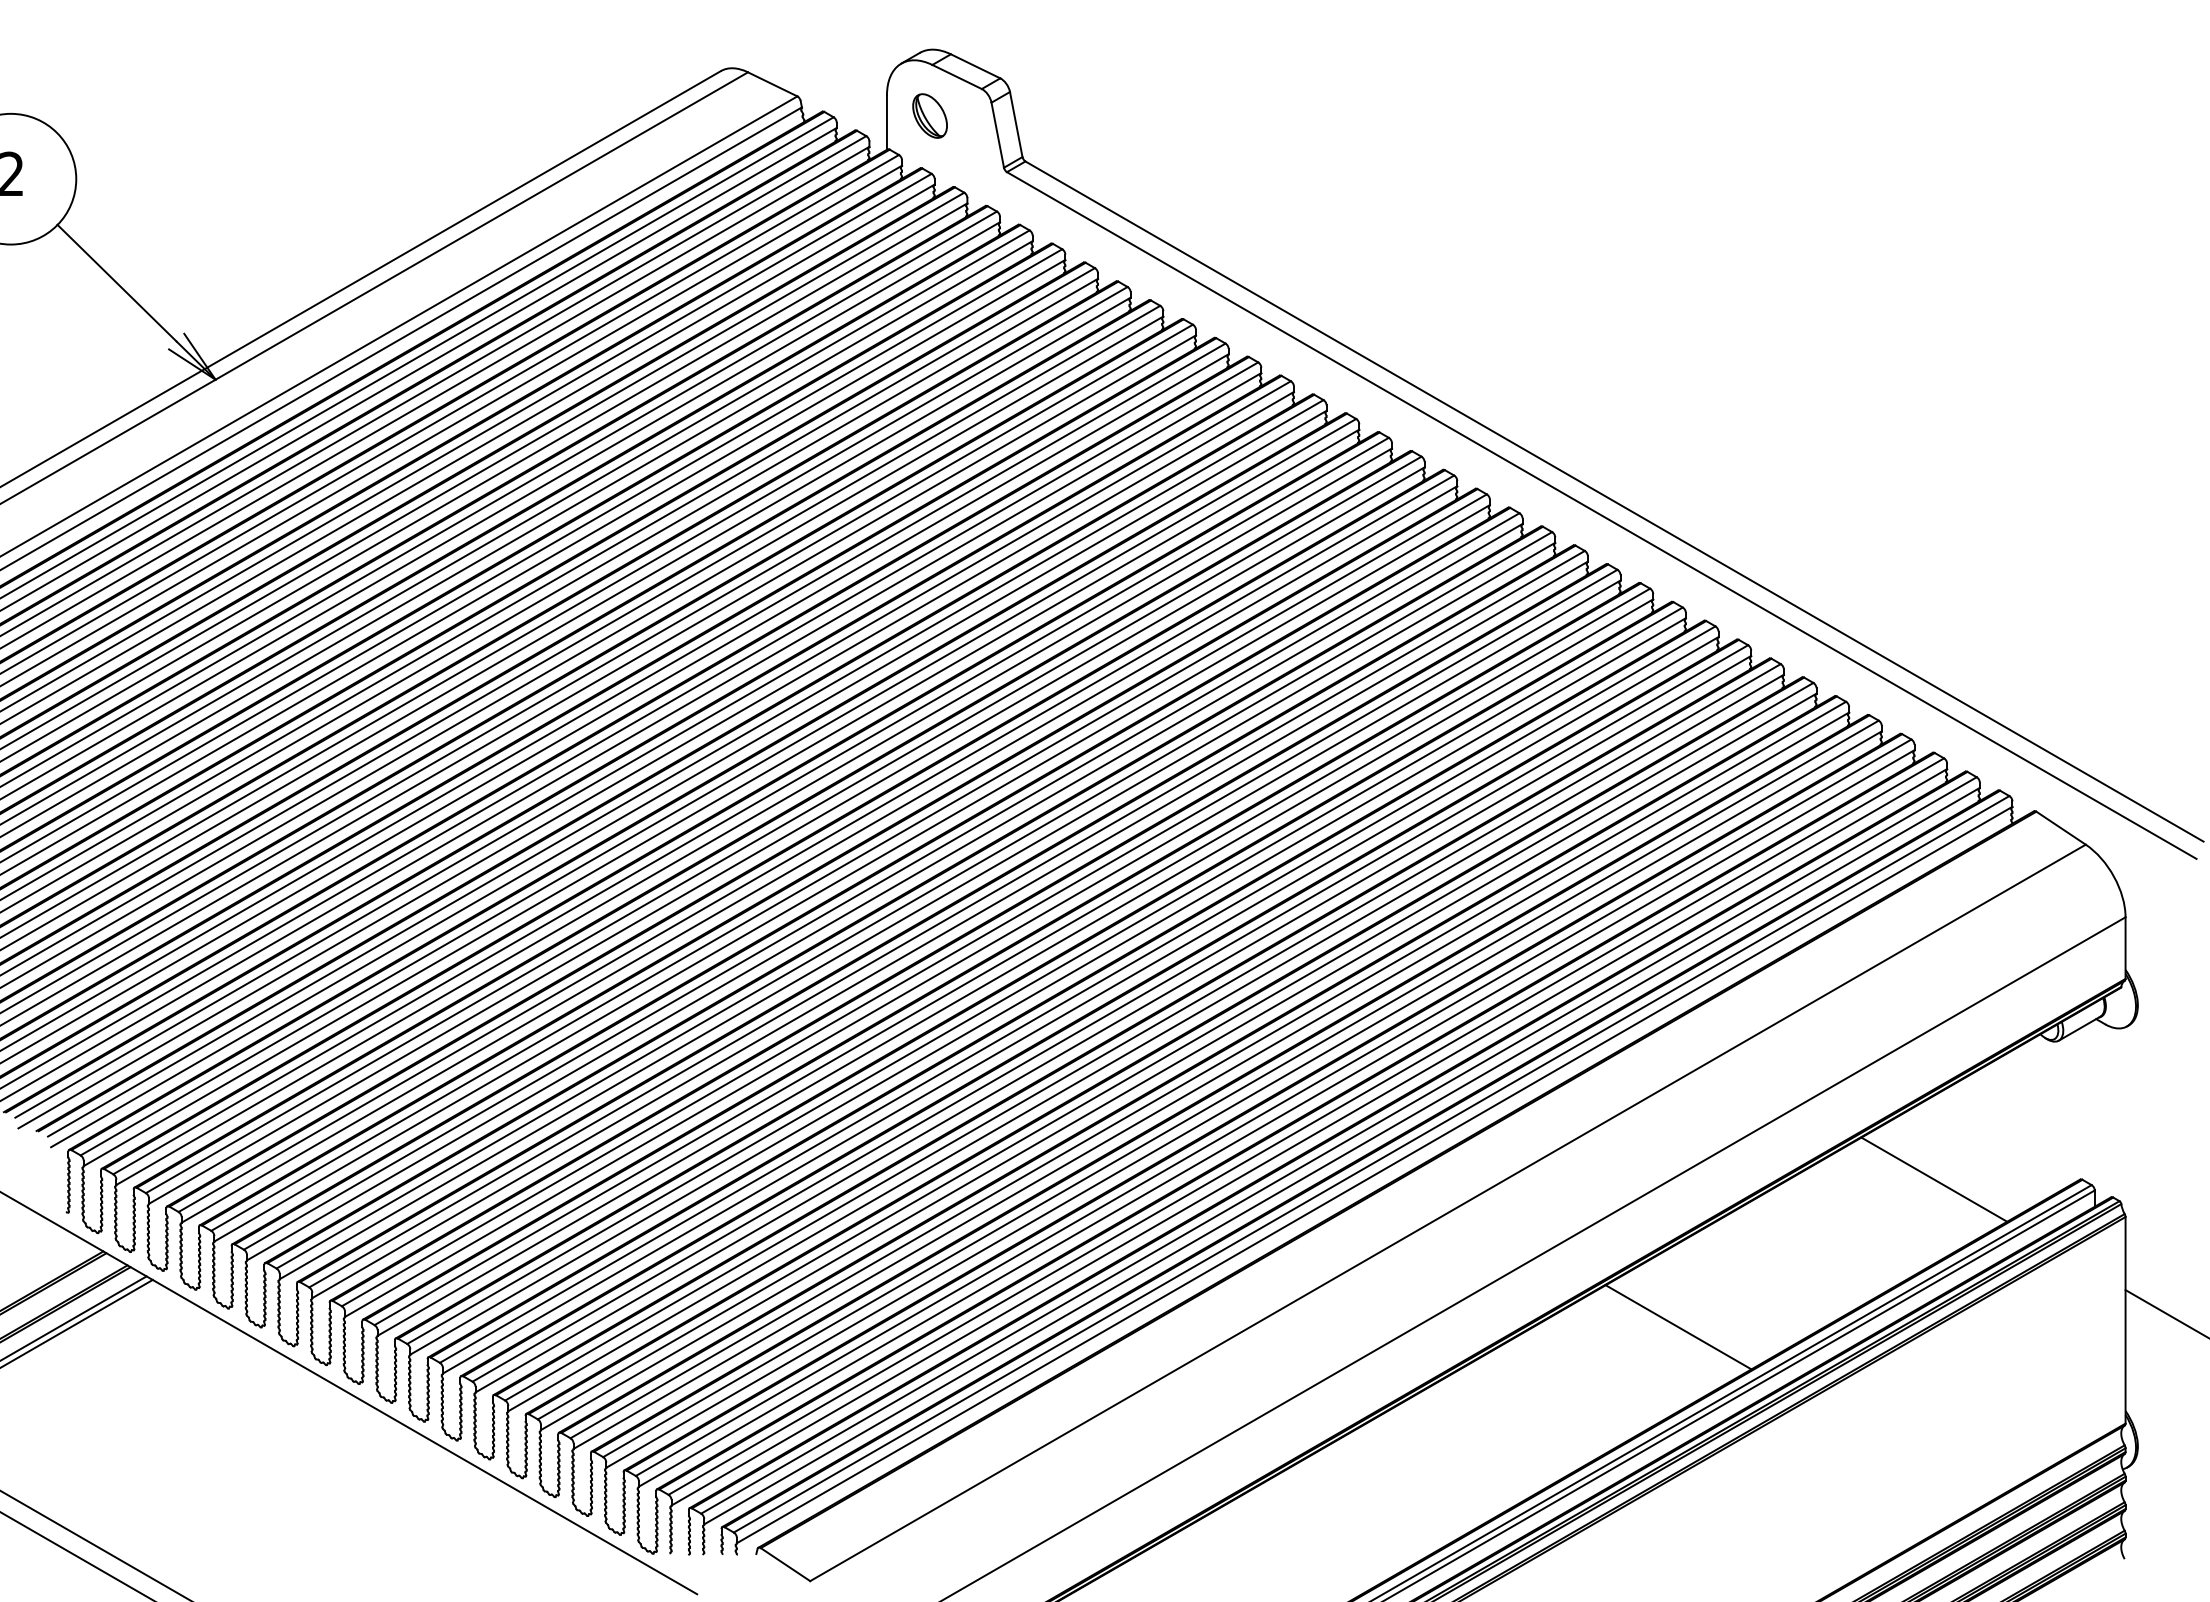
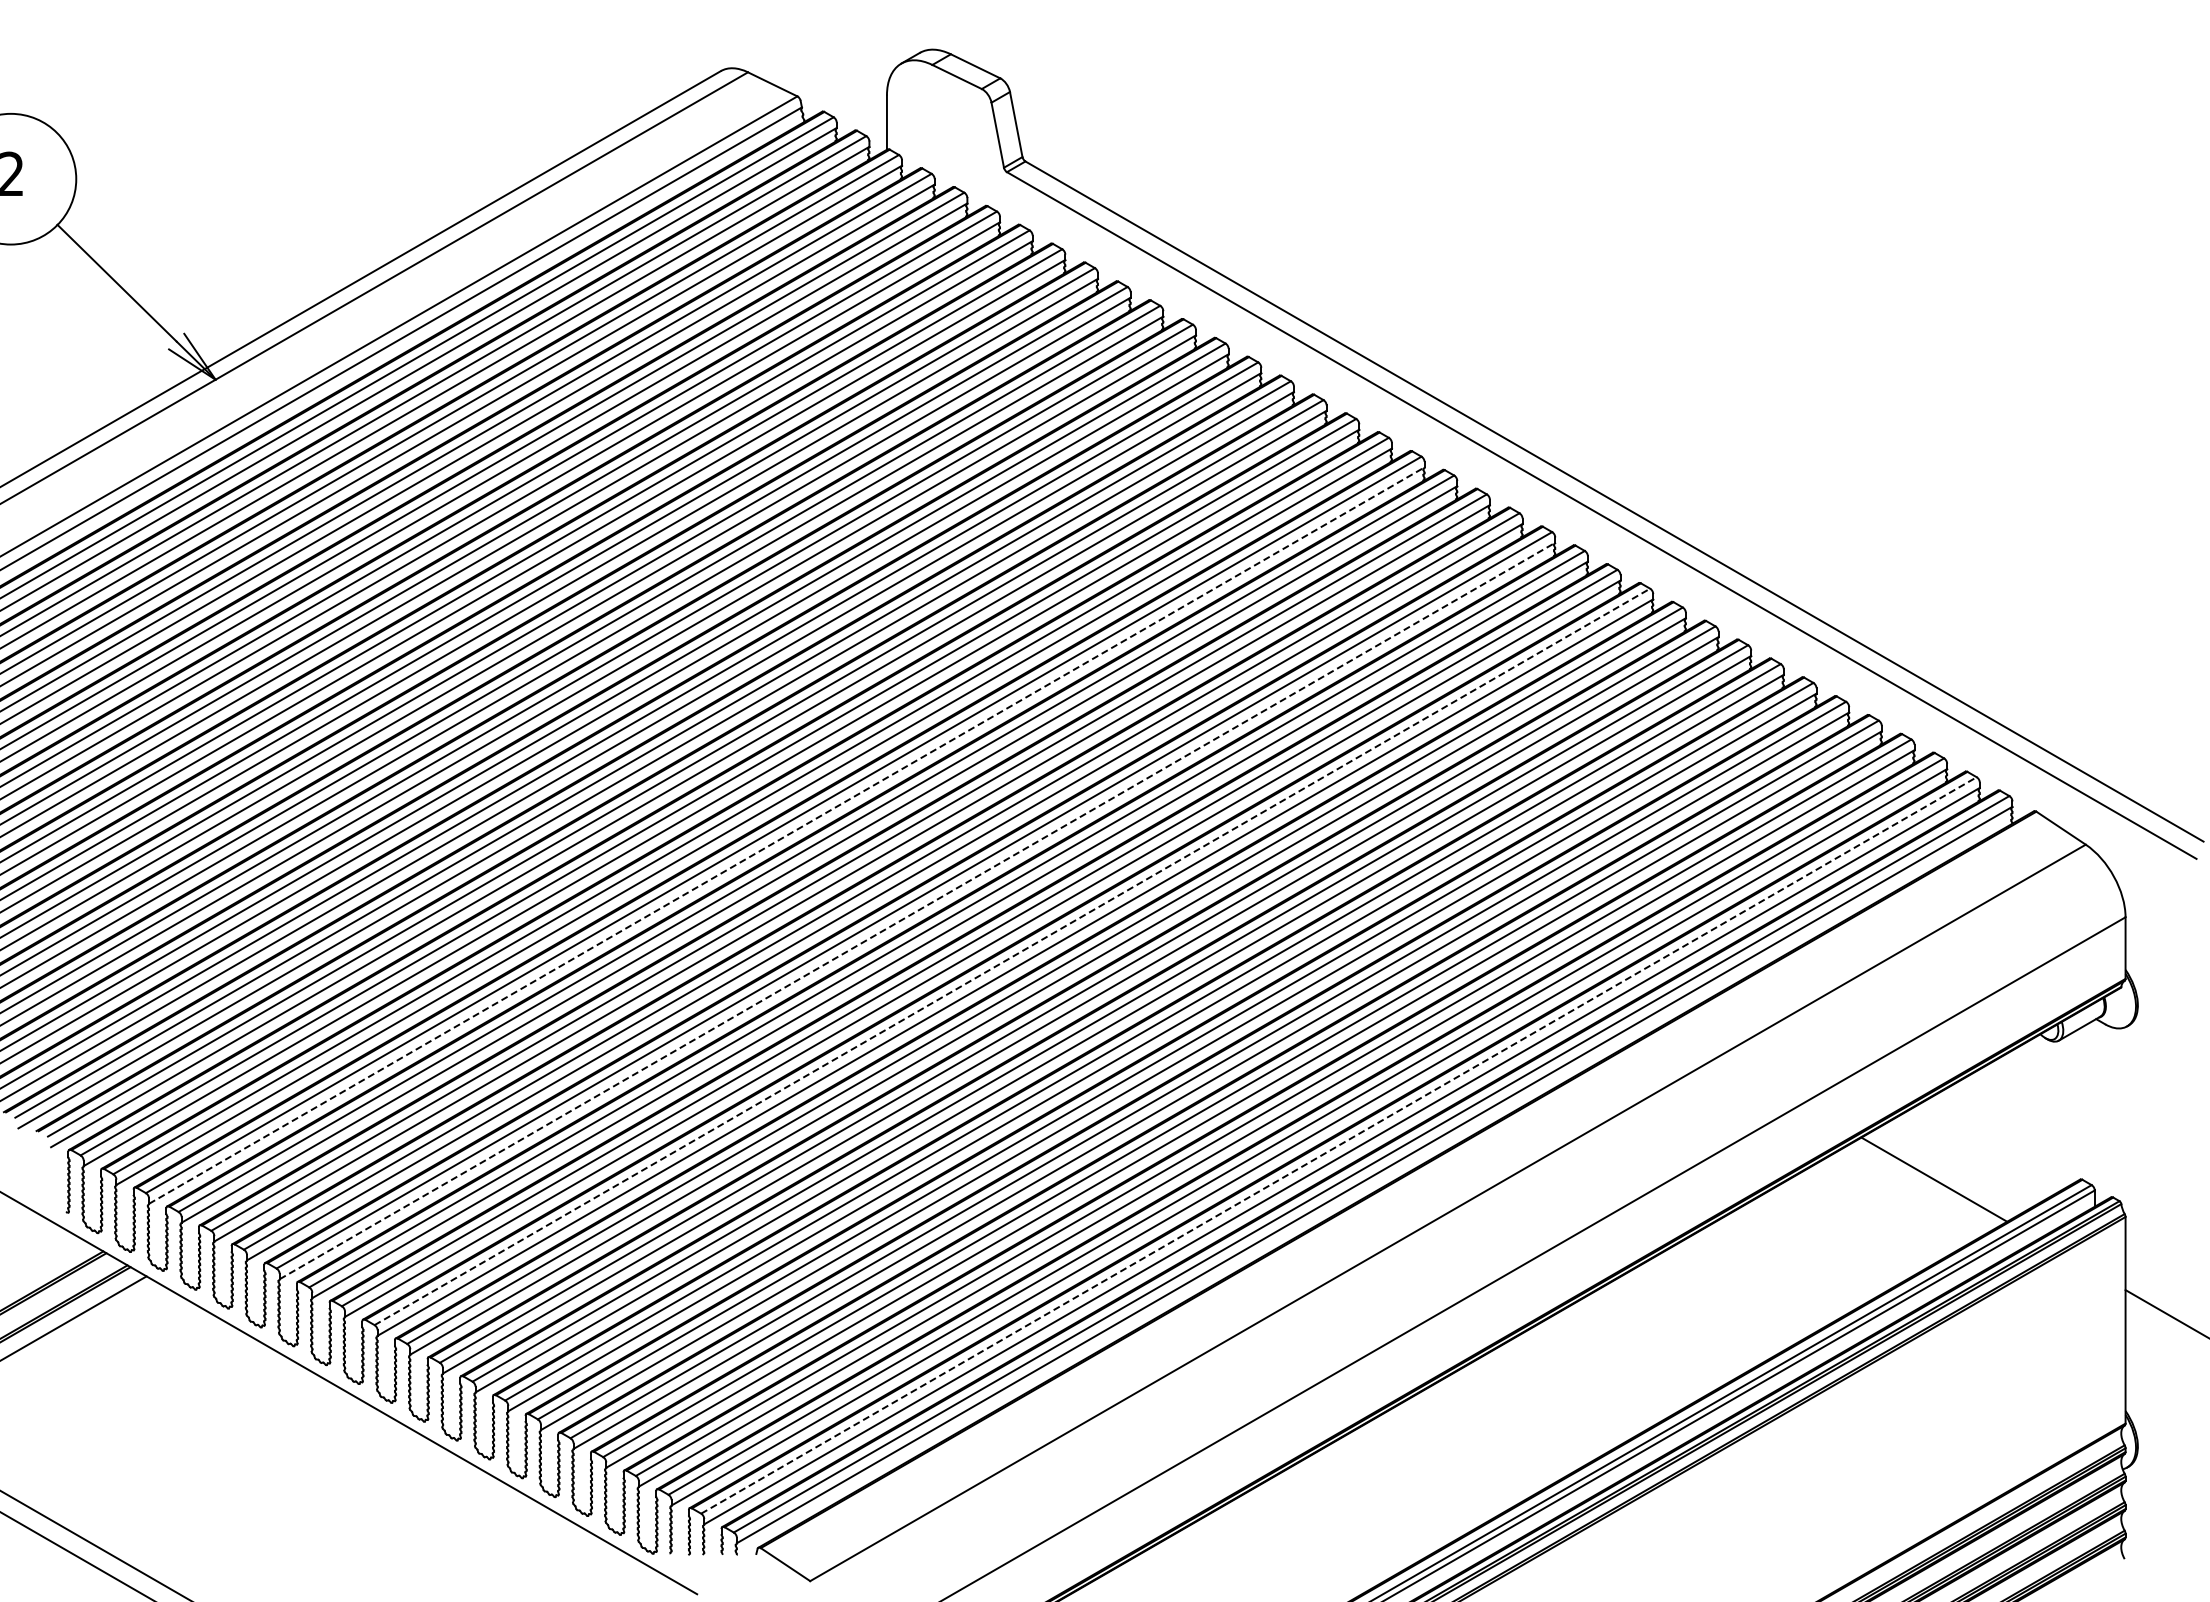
part: present -> none (929, 115)
line: solid -> dashed (787, 835)
line: solid -> dashed (917, 910)
line: solid -> dashed (1012, 956)
line: solid -> dashed (1339, 1145)
line: present -> none (77, 1322)
line: present -> none (1678, 1327)
